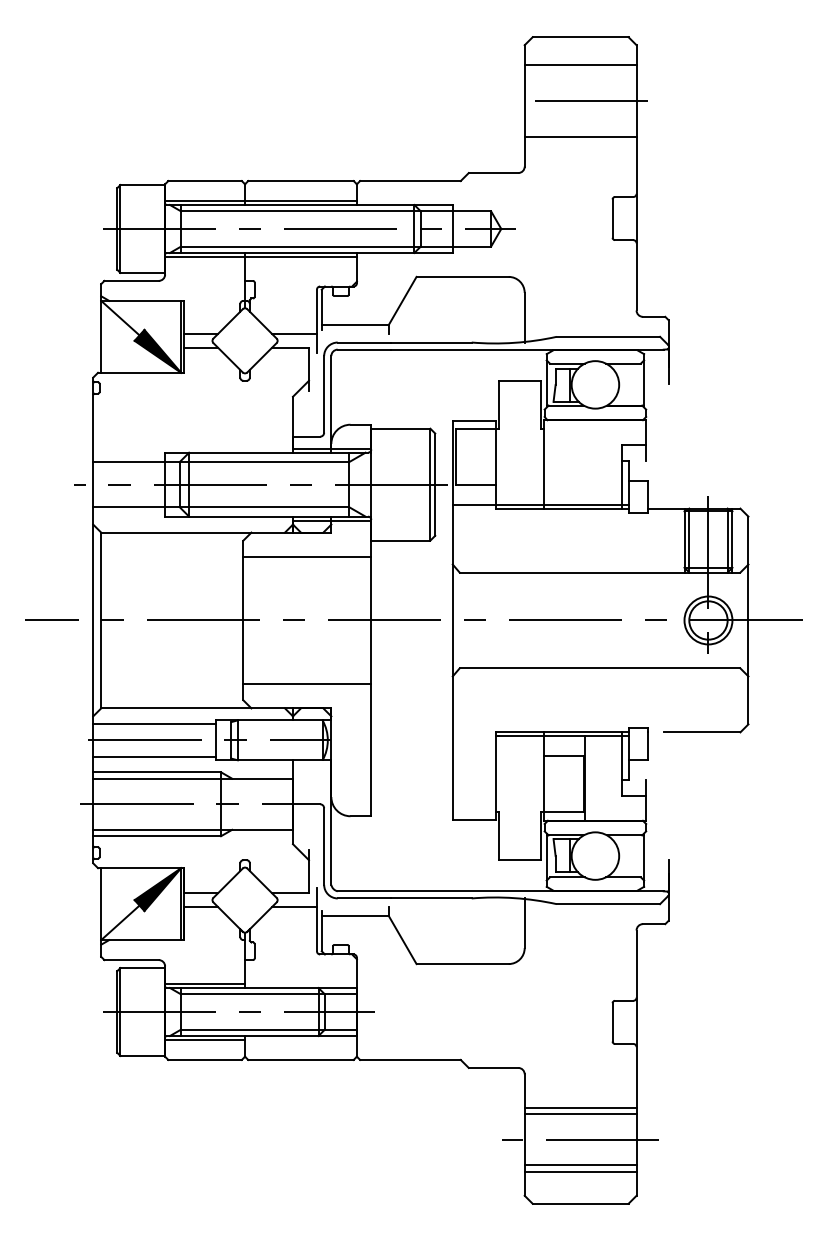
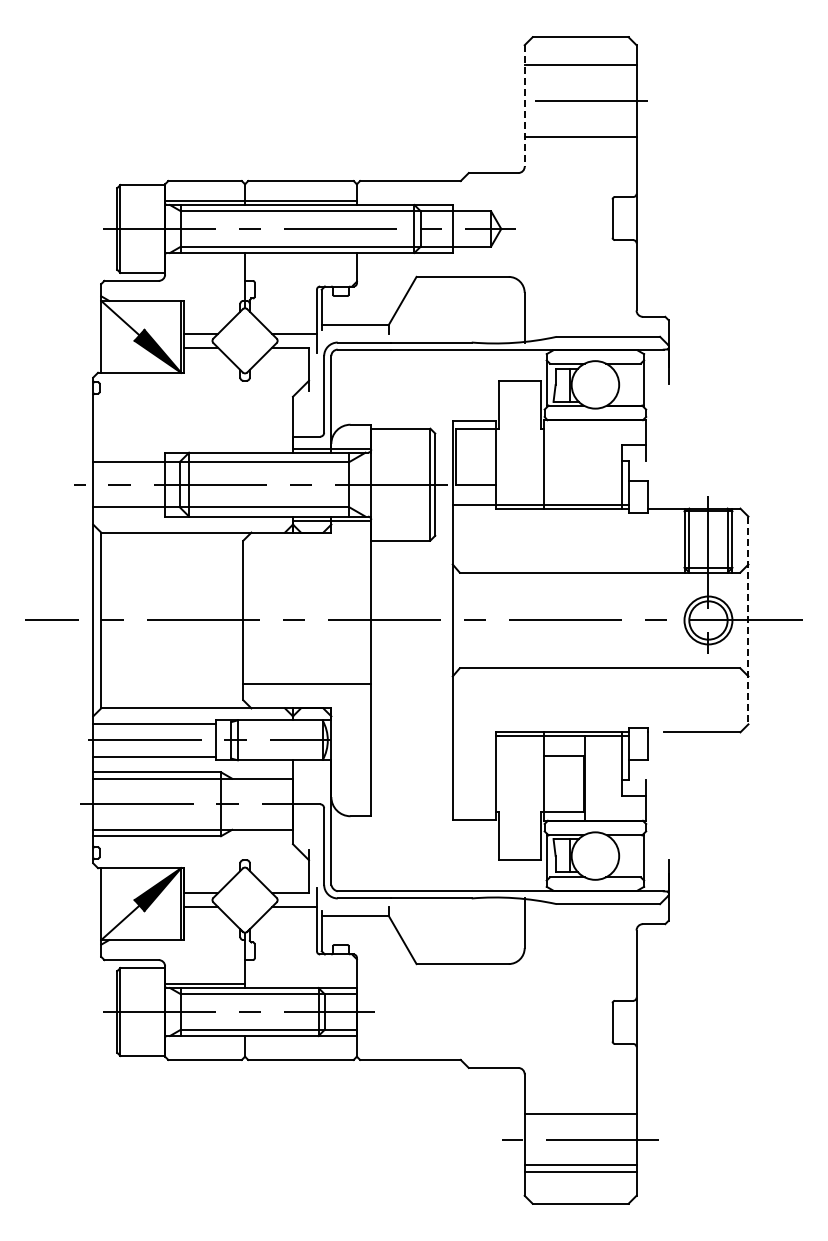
line: solid -> dashed (524, 105)
line: present -> none (260, 256)
line: present -> none (307, 556)
line: solid -> dashed (748, 620)
line: present -> none (205, 1039)
line: present -> none (580, 1107)
